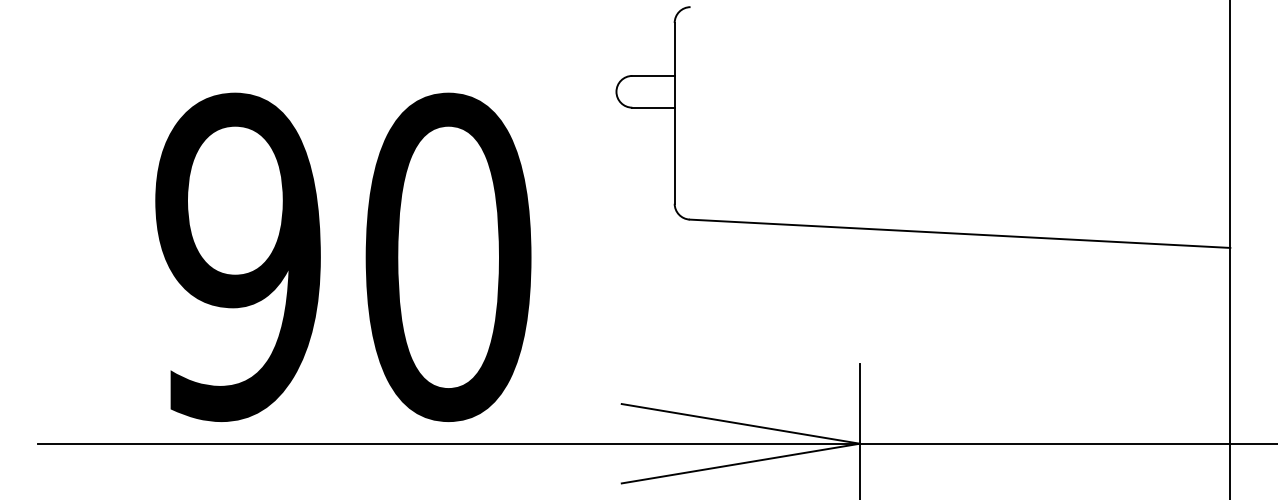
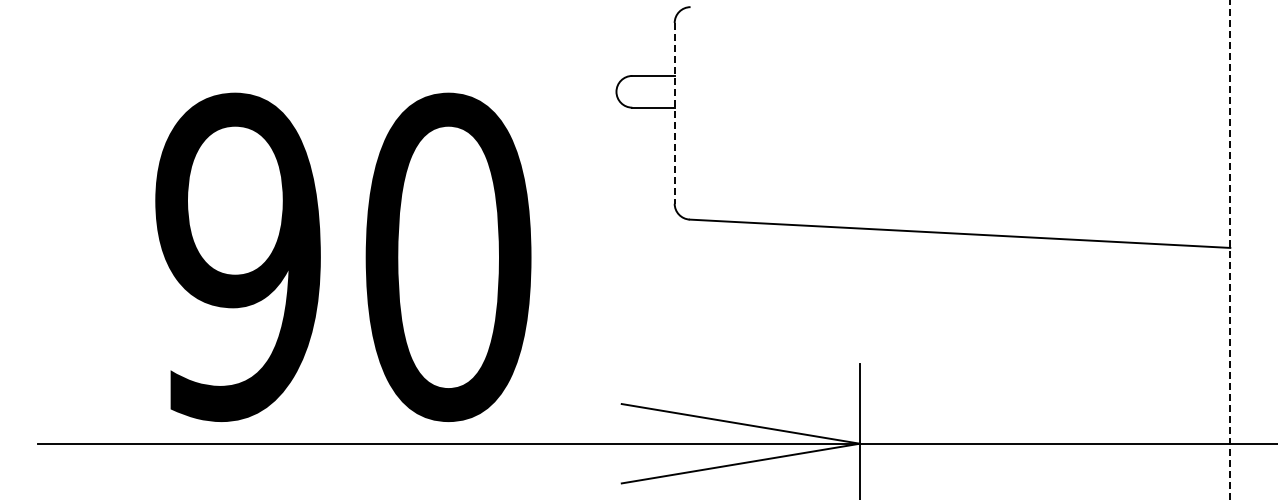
line: solid -> dashed (674, 113)
line: solid -> dashed (1230, 250)
